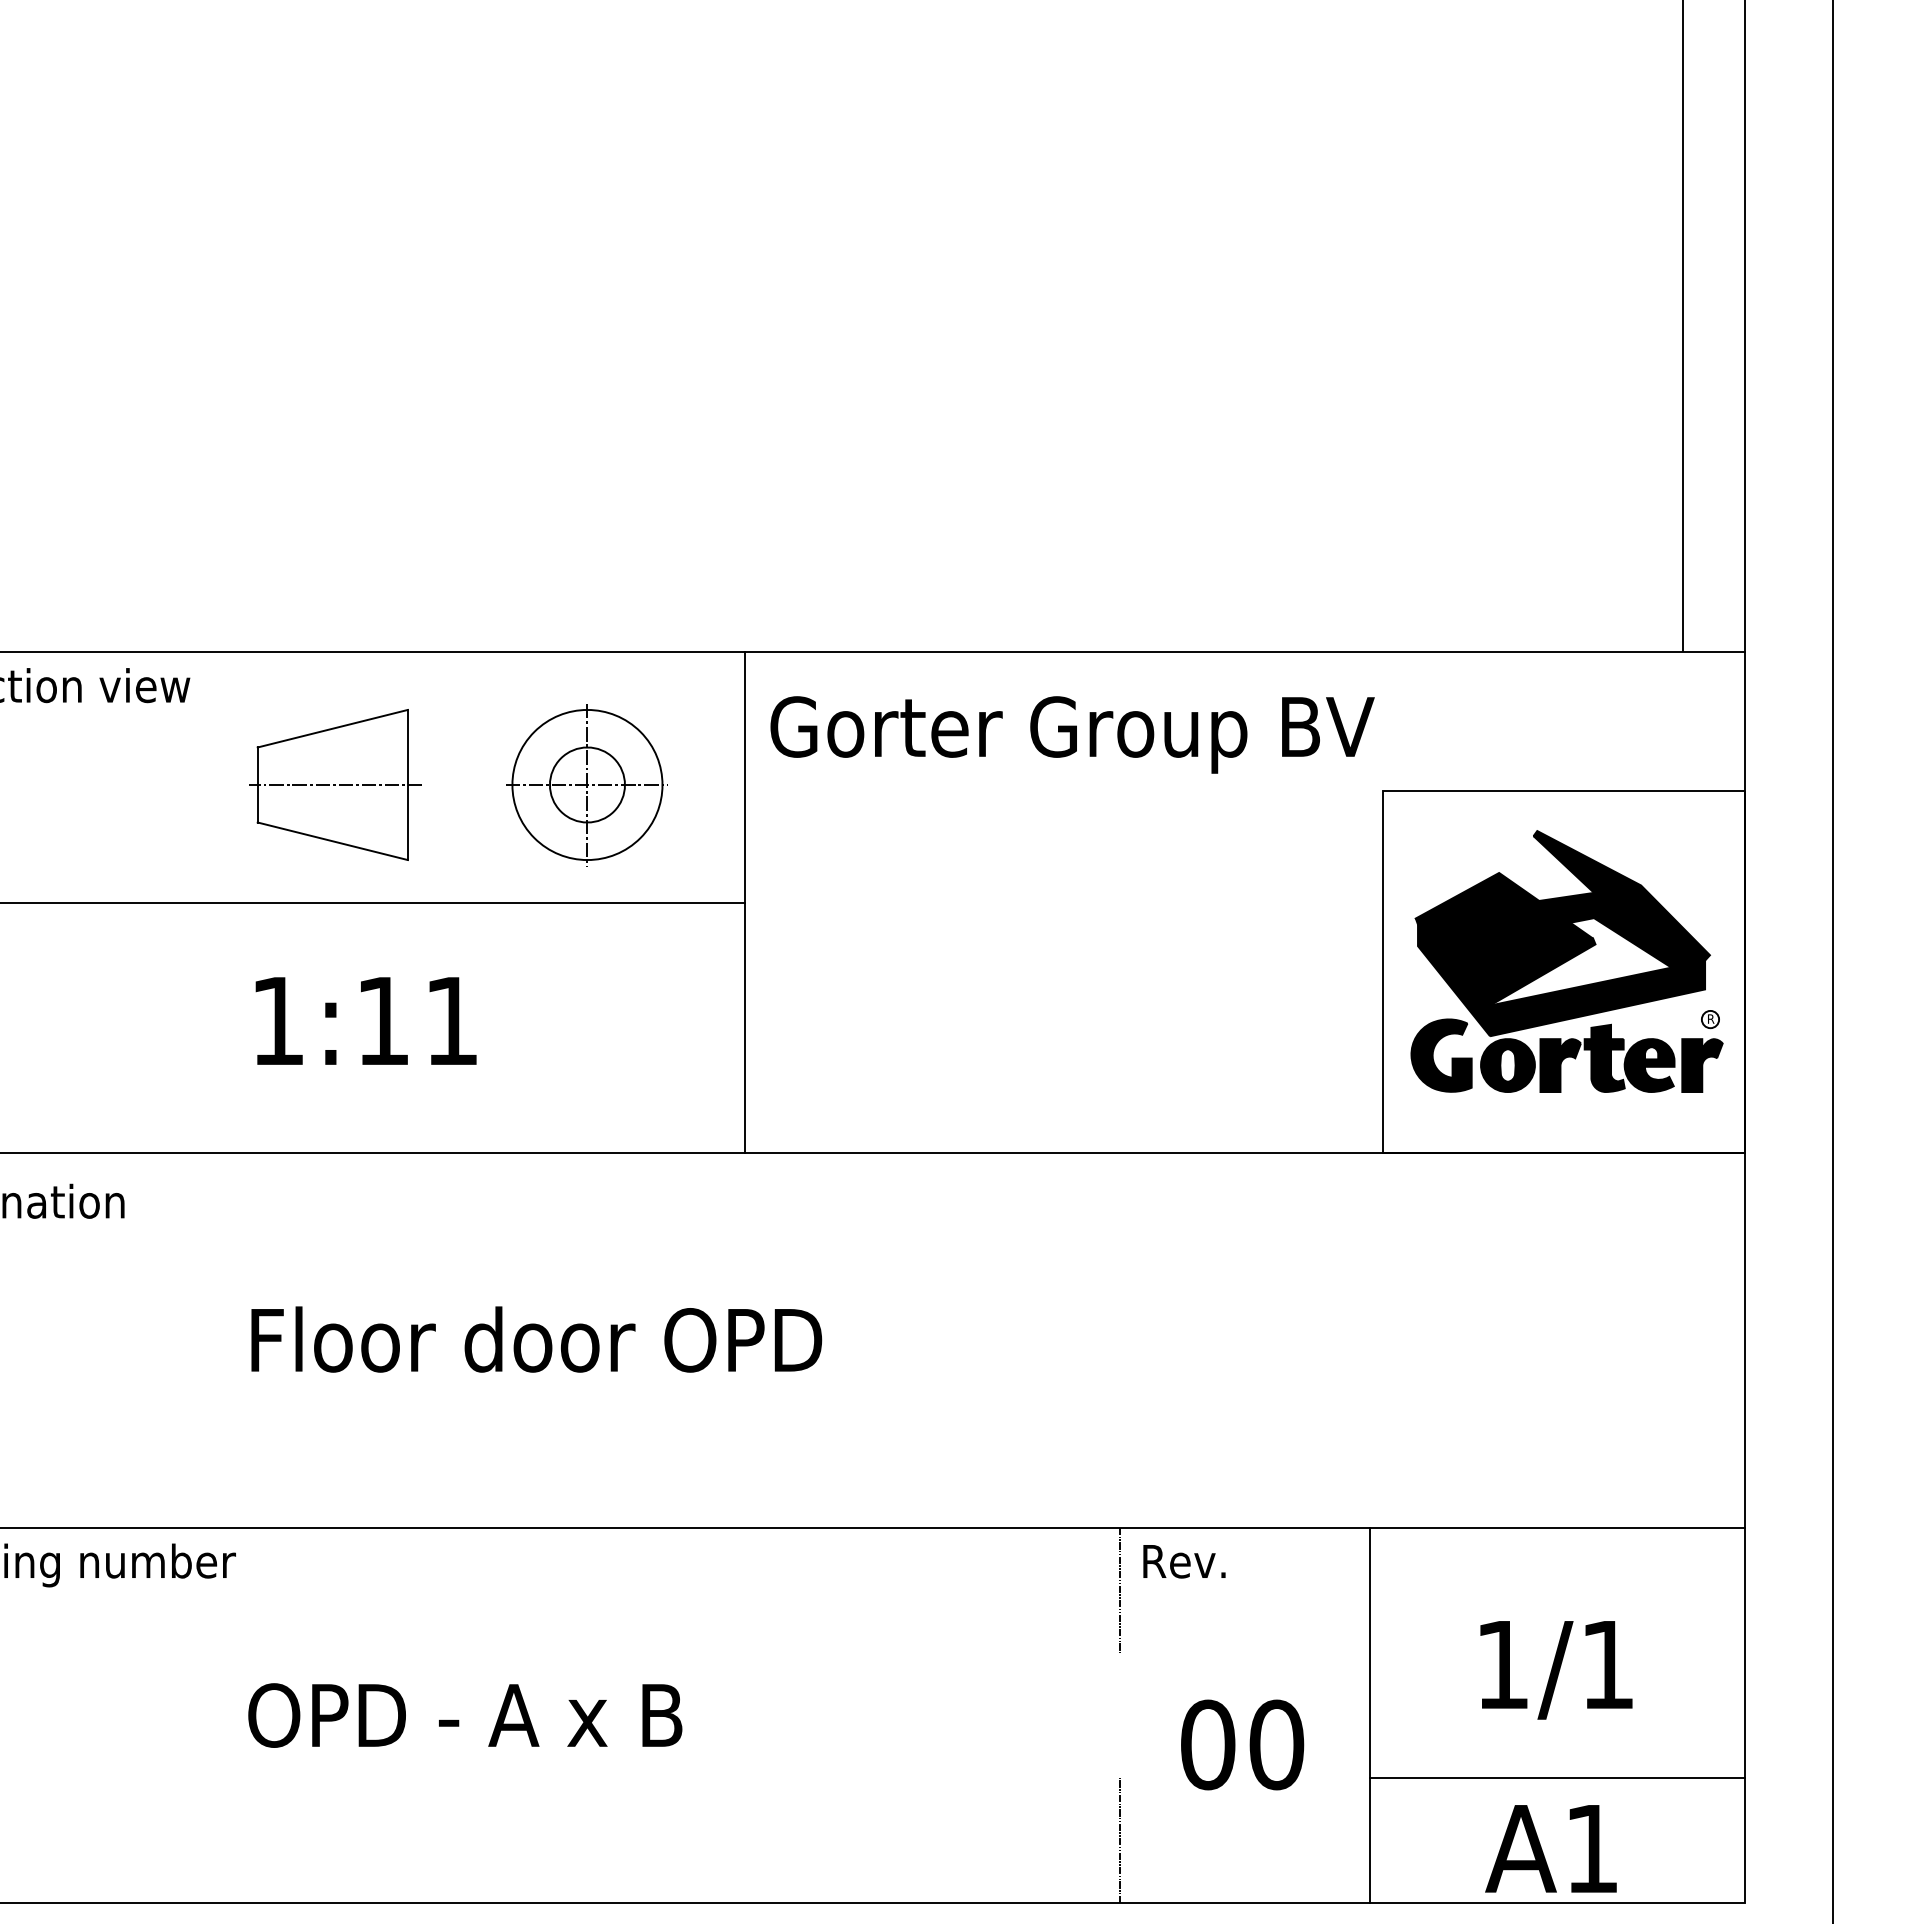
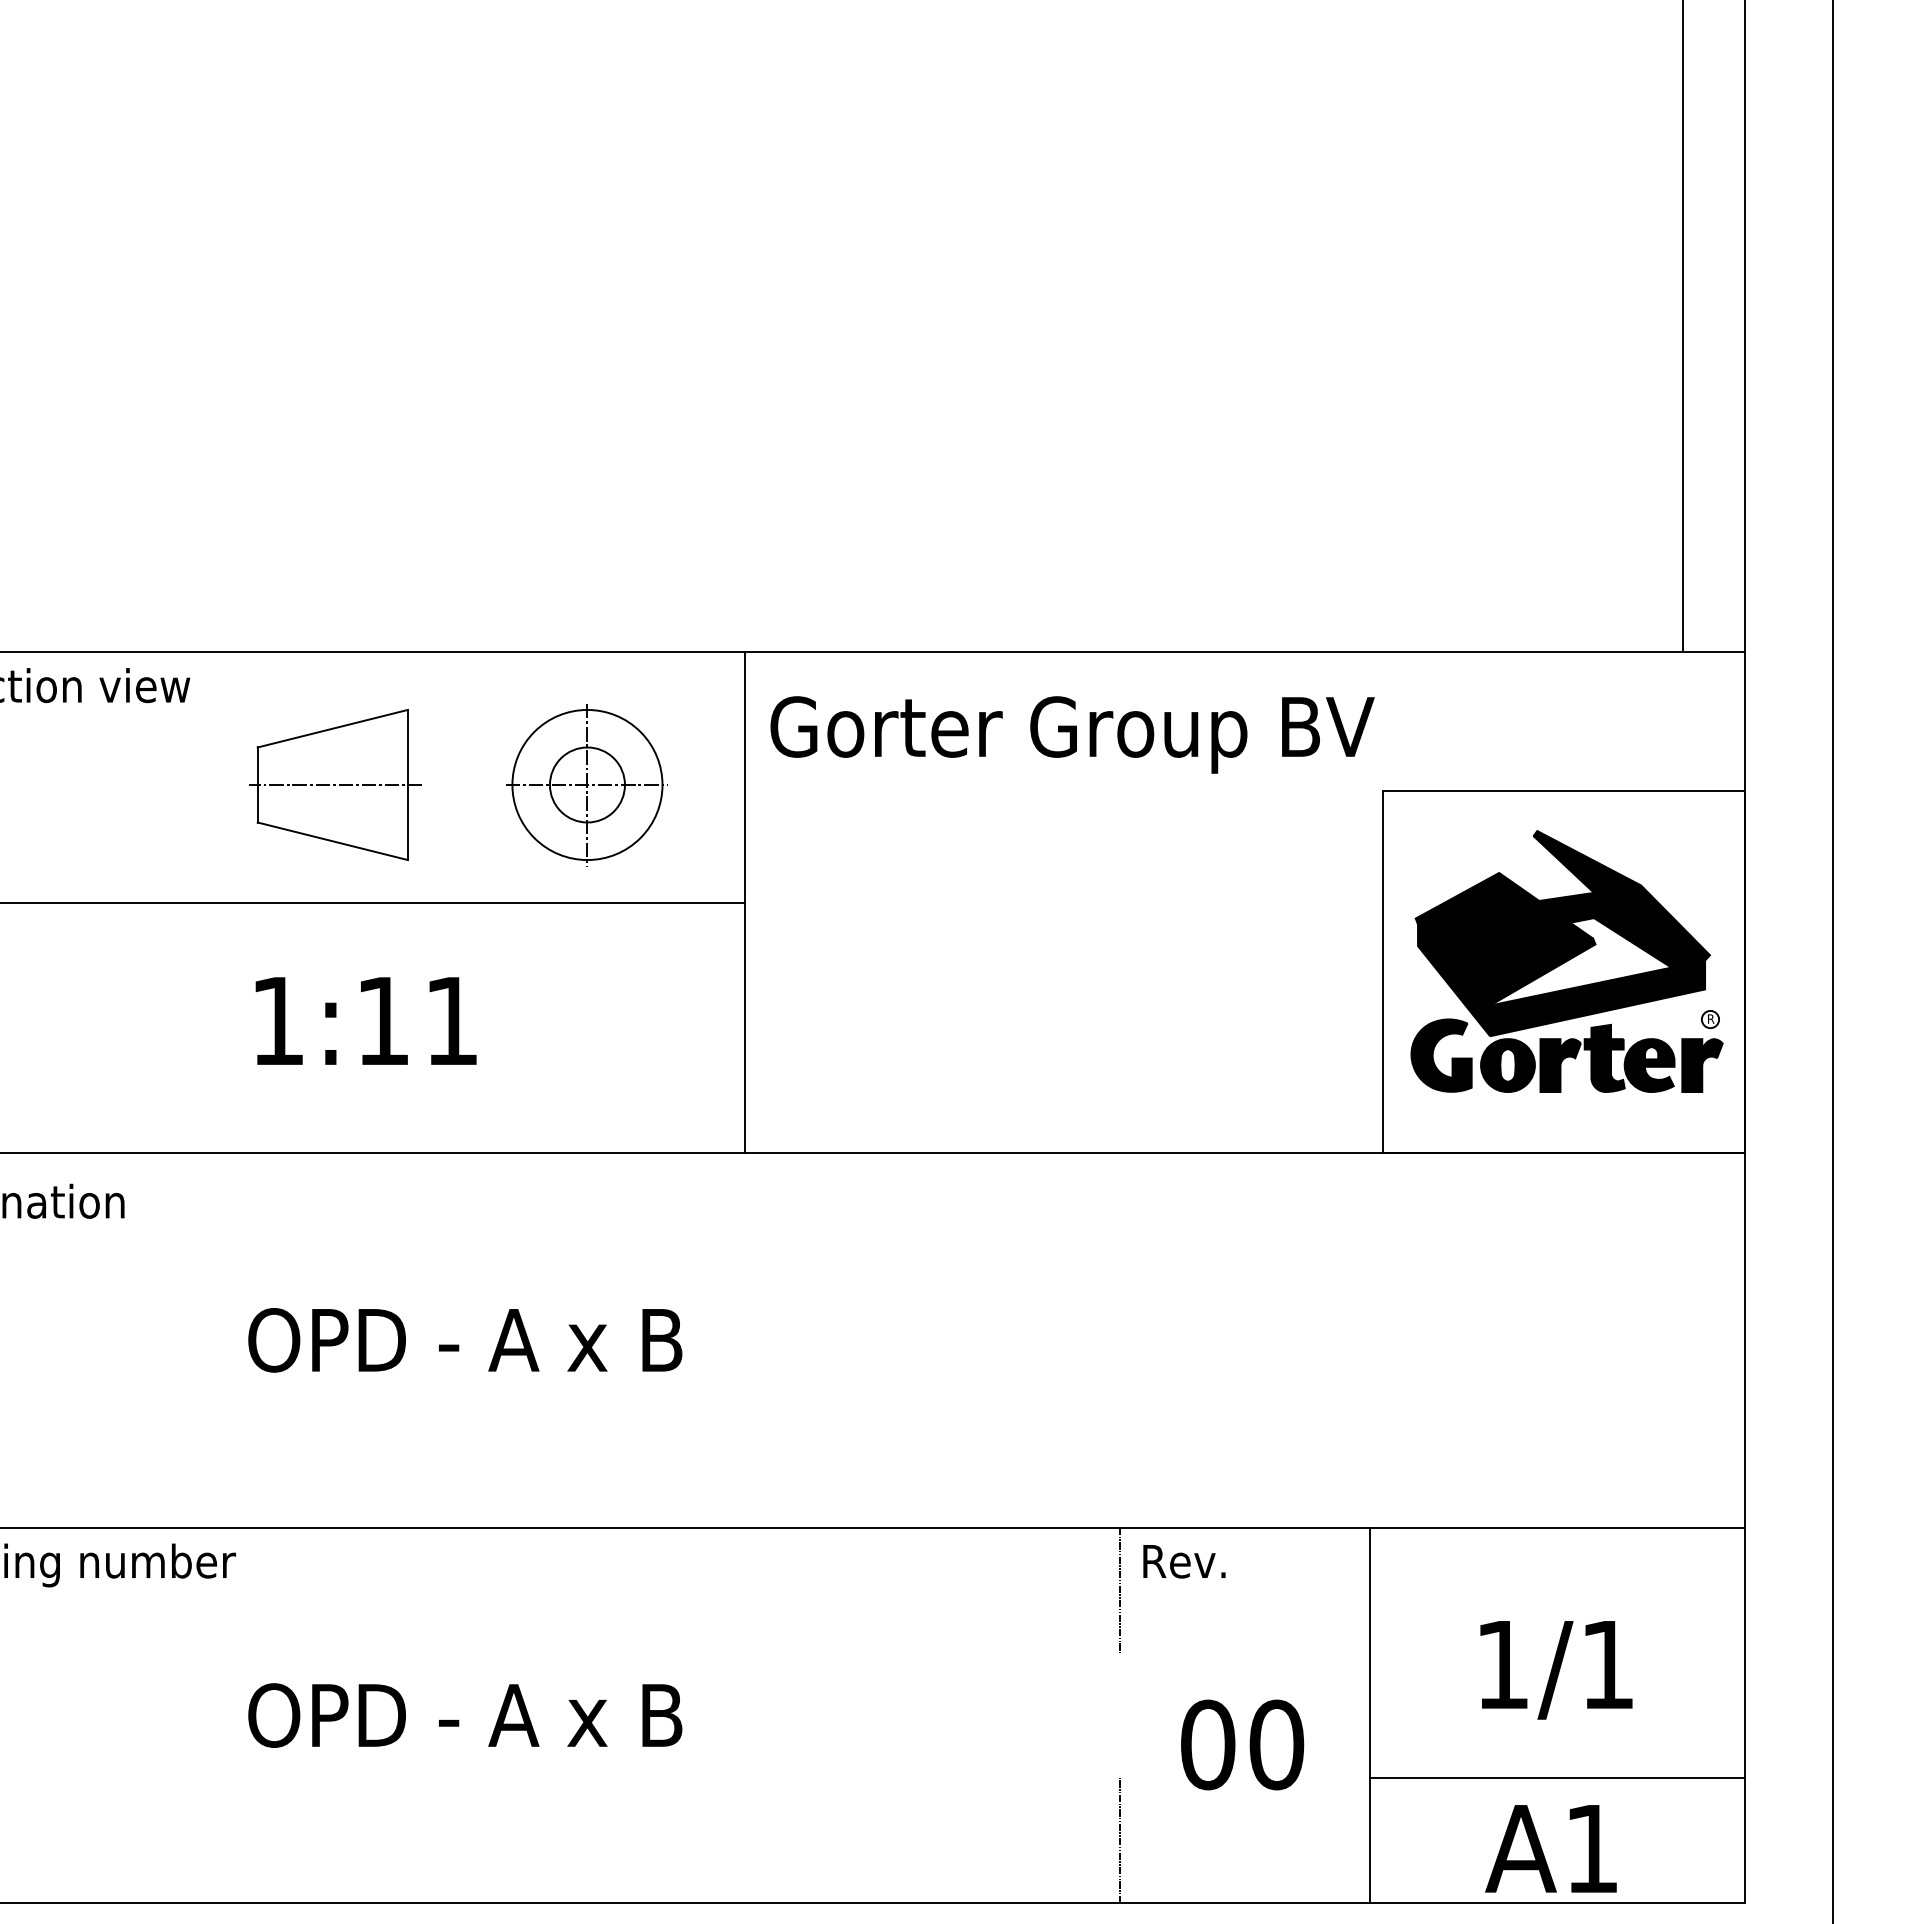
text: Floor door OPD -> OPD - A x B (535, 1339)
